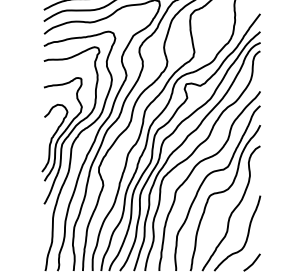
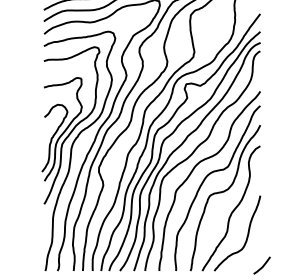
line position: (252, 262) -> (262, 265) (262, 265)
